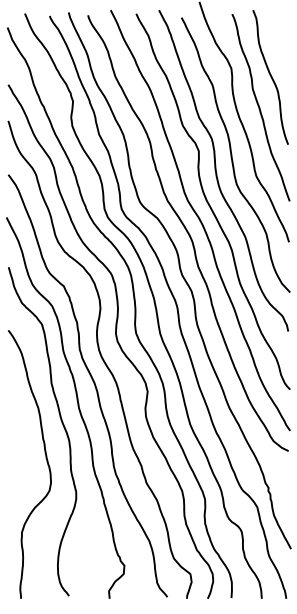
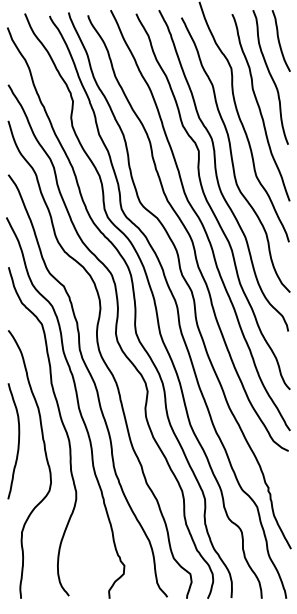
curve: none -> present (279, 40)
curve: none -> present (18, 441)
